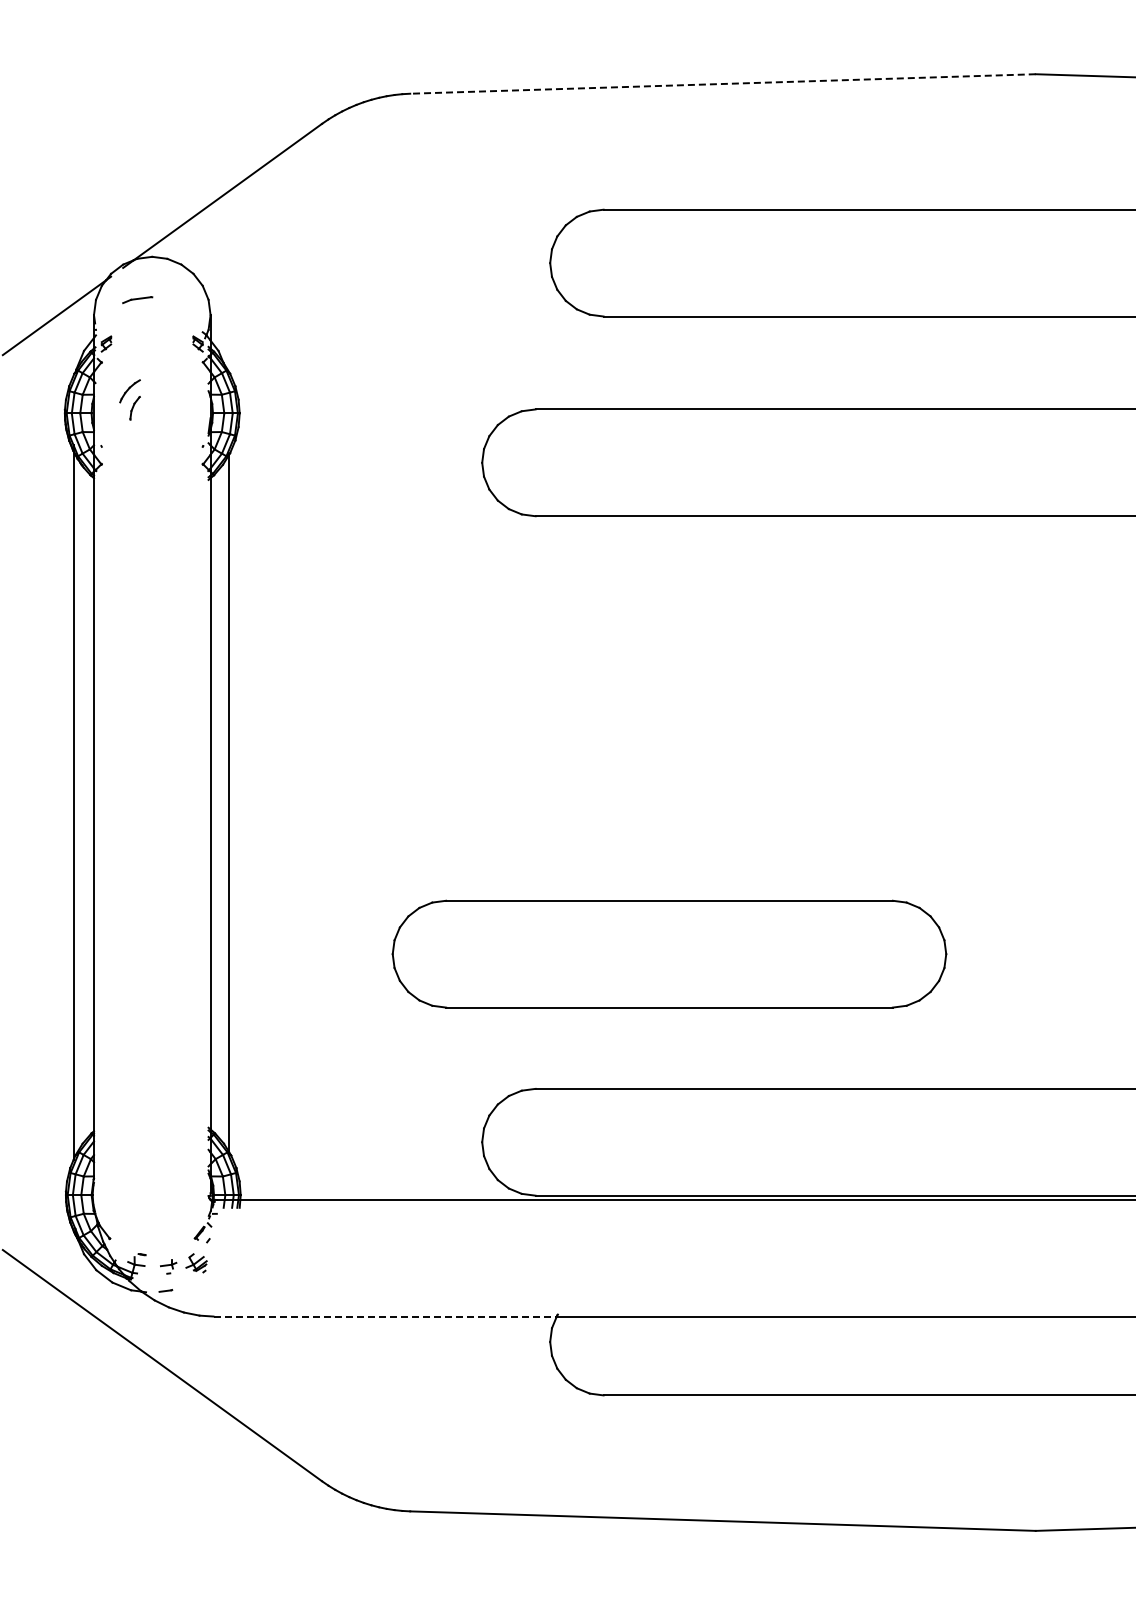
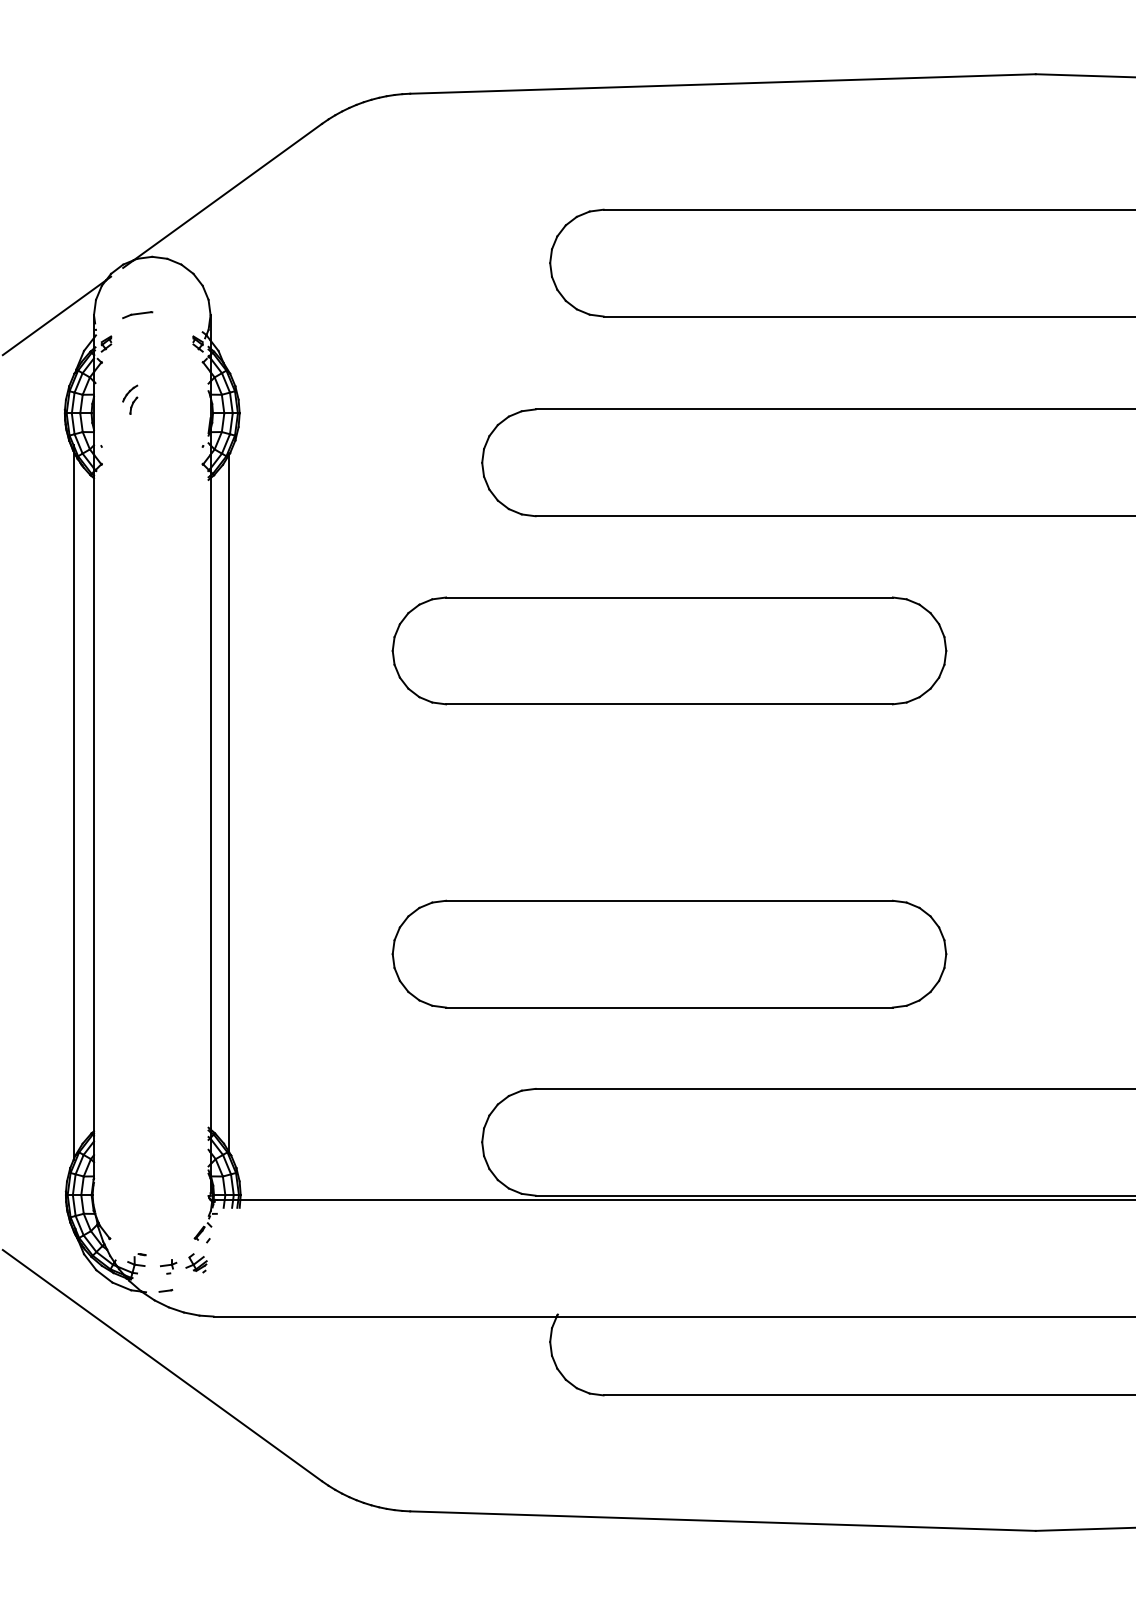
line: dashed -> solid (722, 83)
part position: (137, 300) -> (137, 315) (137, 315)
part size: 22x42 px -> 17x31 px (130, 399)
part: none -> present (669, 650)
line: dashed -> solid (385, 1316)
